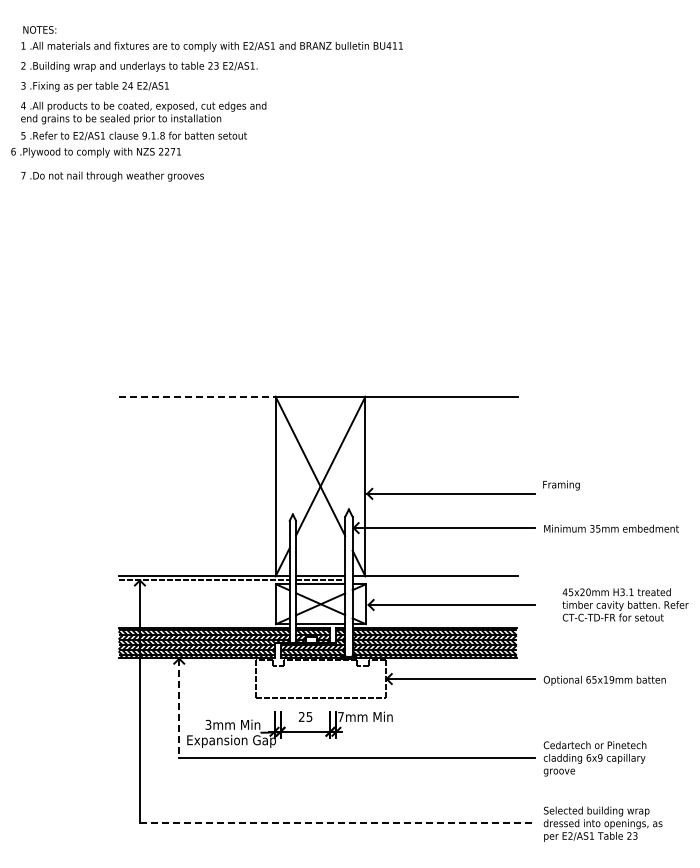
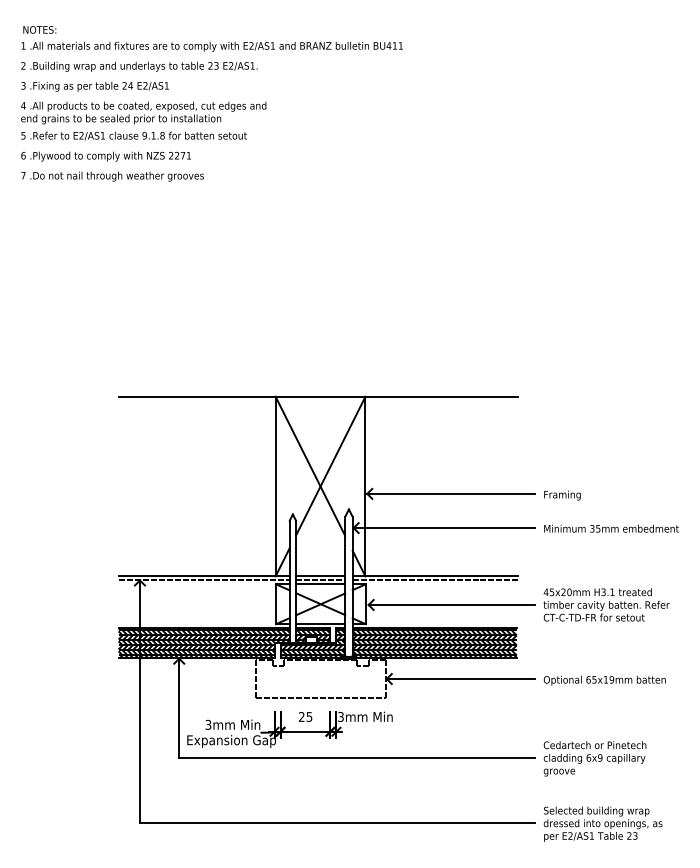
text position: (95, 152) -> (105, 156) (105, 156)
line: dashed -> solid (197, 396)
text position: (561, 485) -> (562, 495) (562, 495)
line: none -> present (434, 580)
text position: (625, 604) -> (606, 604) (606, 604)
line: dashed -> solid (179, 708)
text: 7mm -> 3mm (340, 716)
line: dashed -> solid (337, 823)
